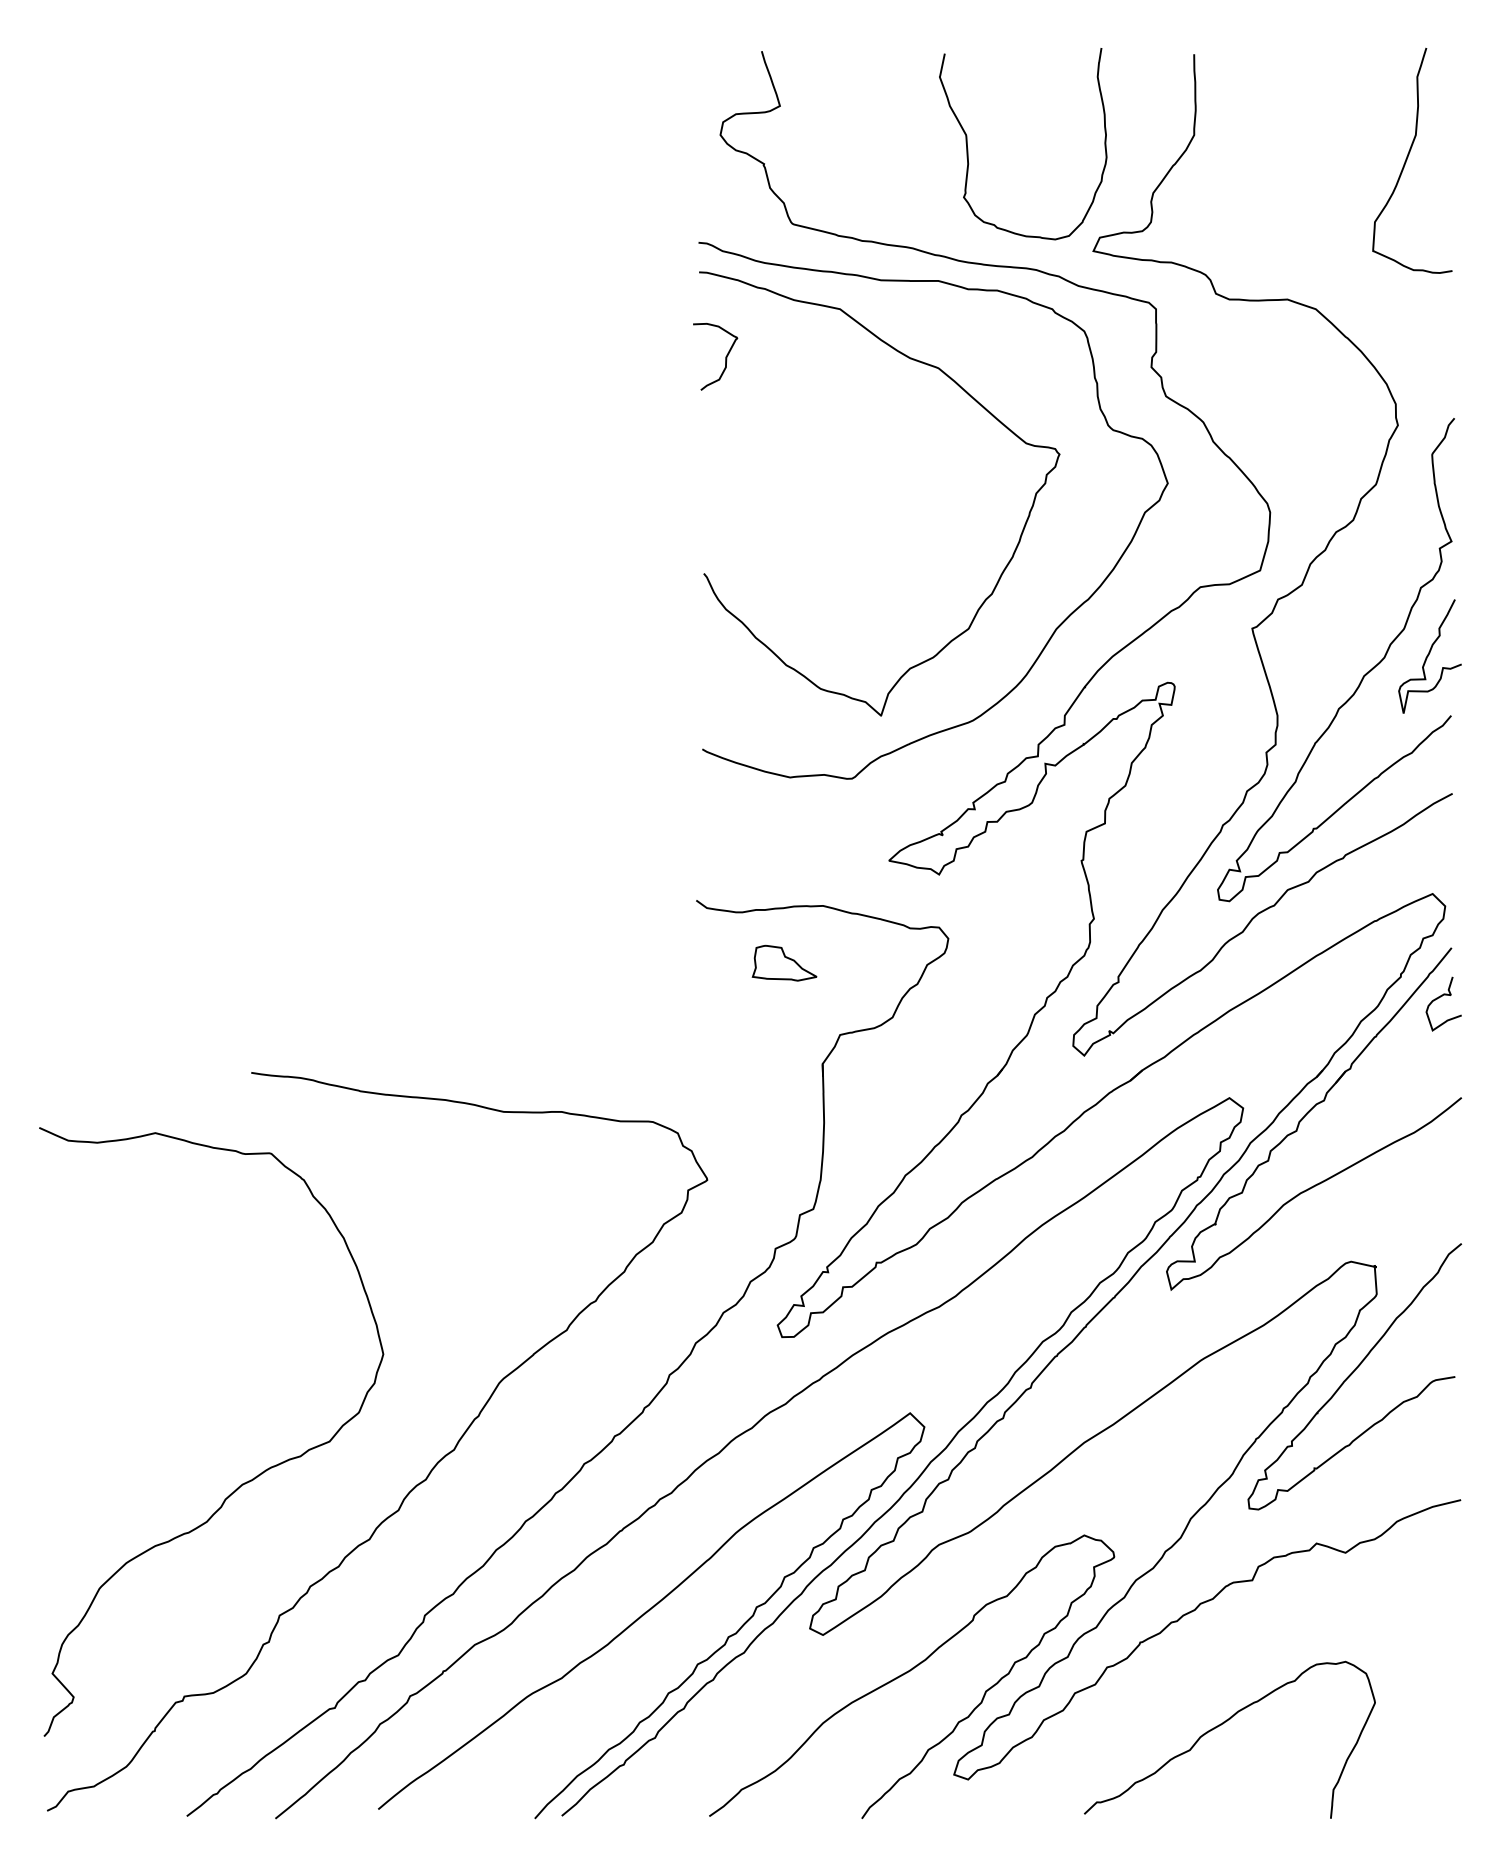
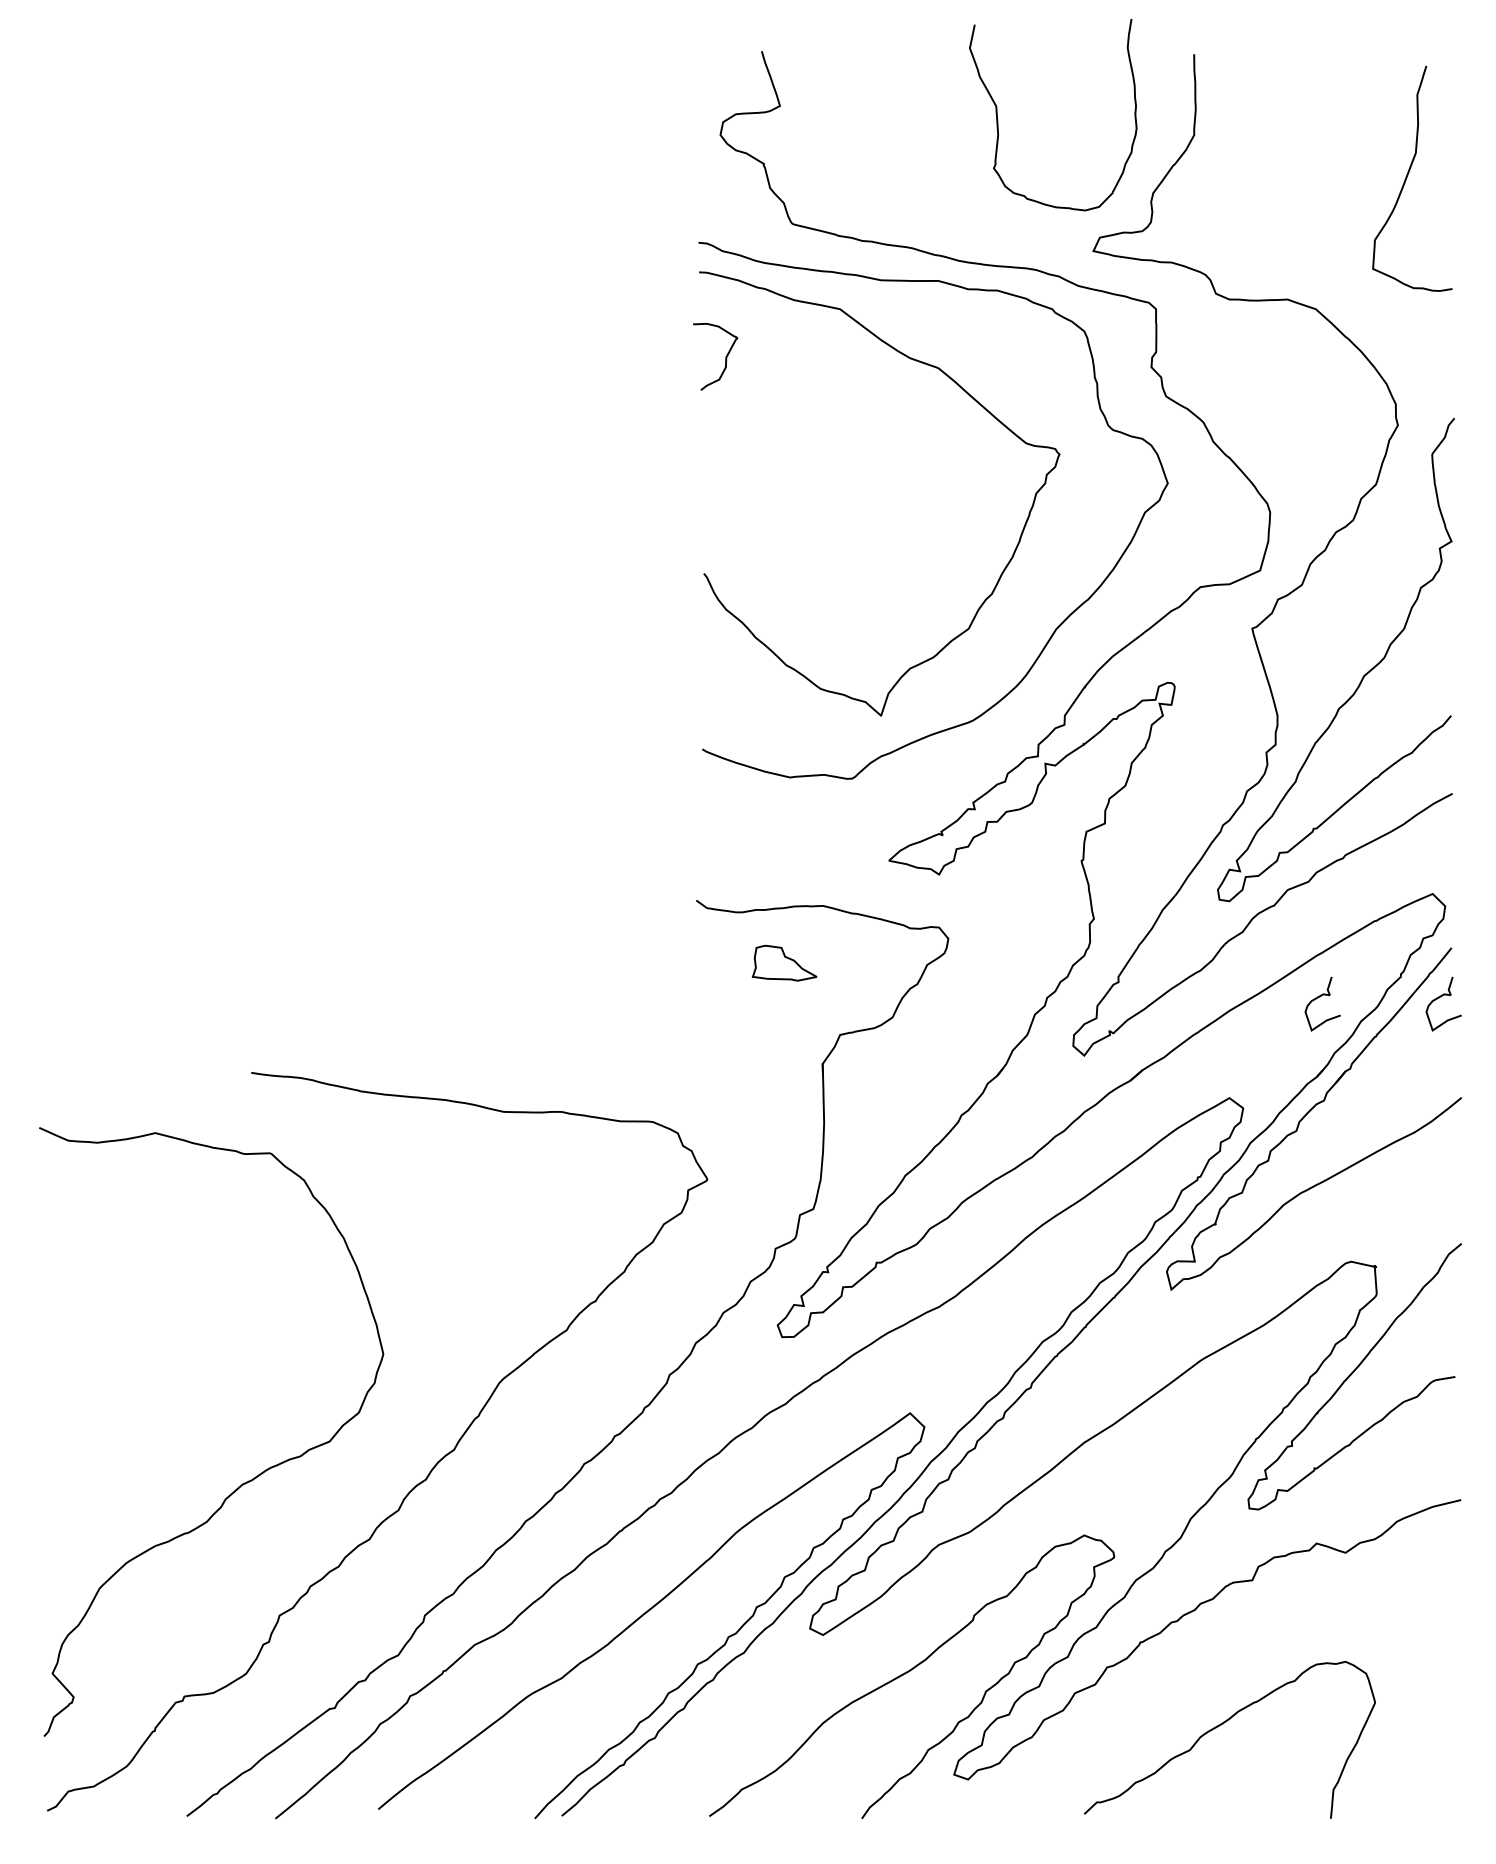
curve position: (968, 148) -> (998, 119) (998, 119)
curve position: (1408, 157) -> (1408, 175) (1408, 175)
curve: present -> none (1429, 655)
curve: none -> present (1318, 998)
